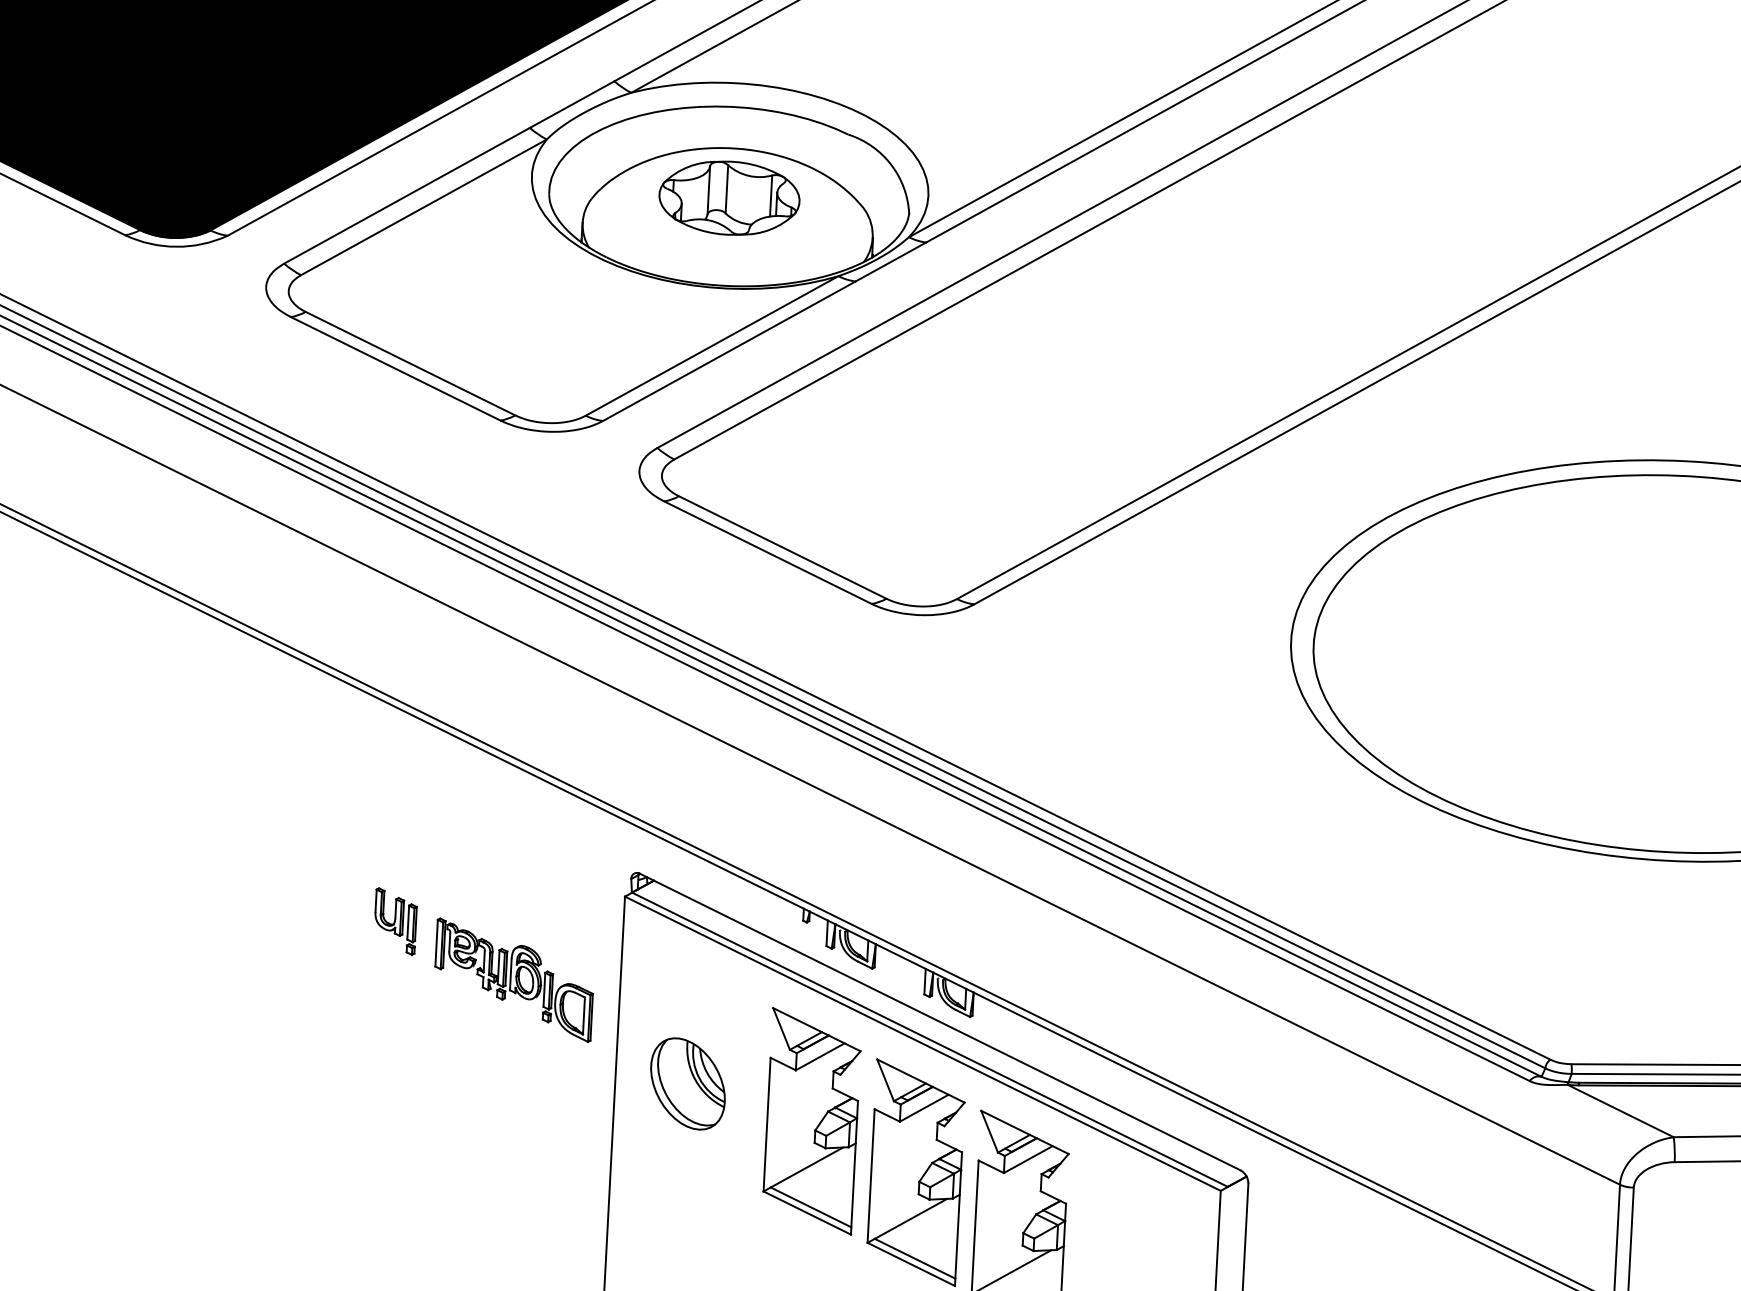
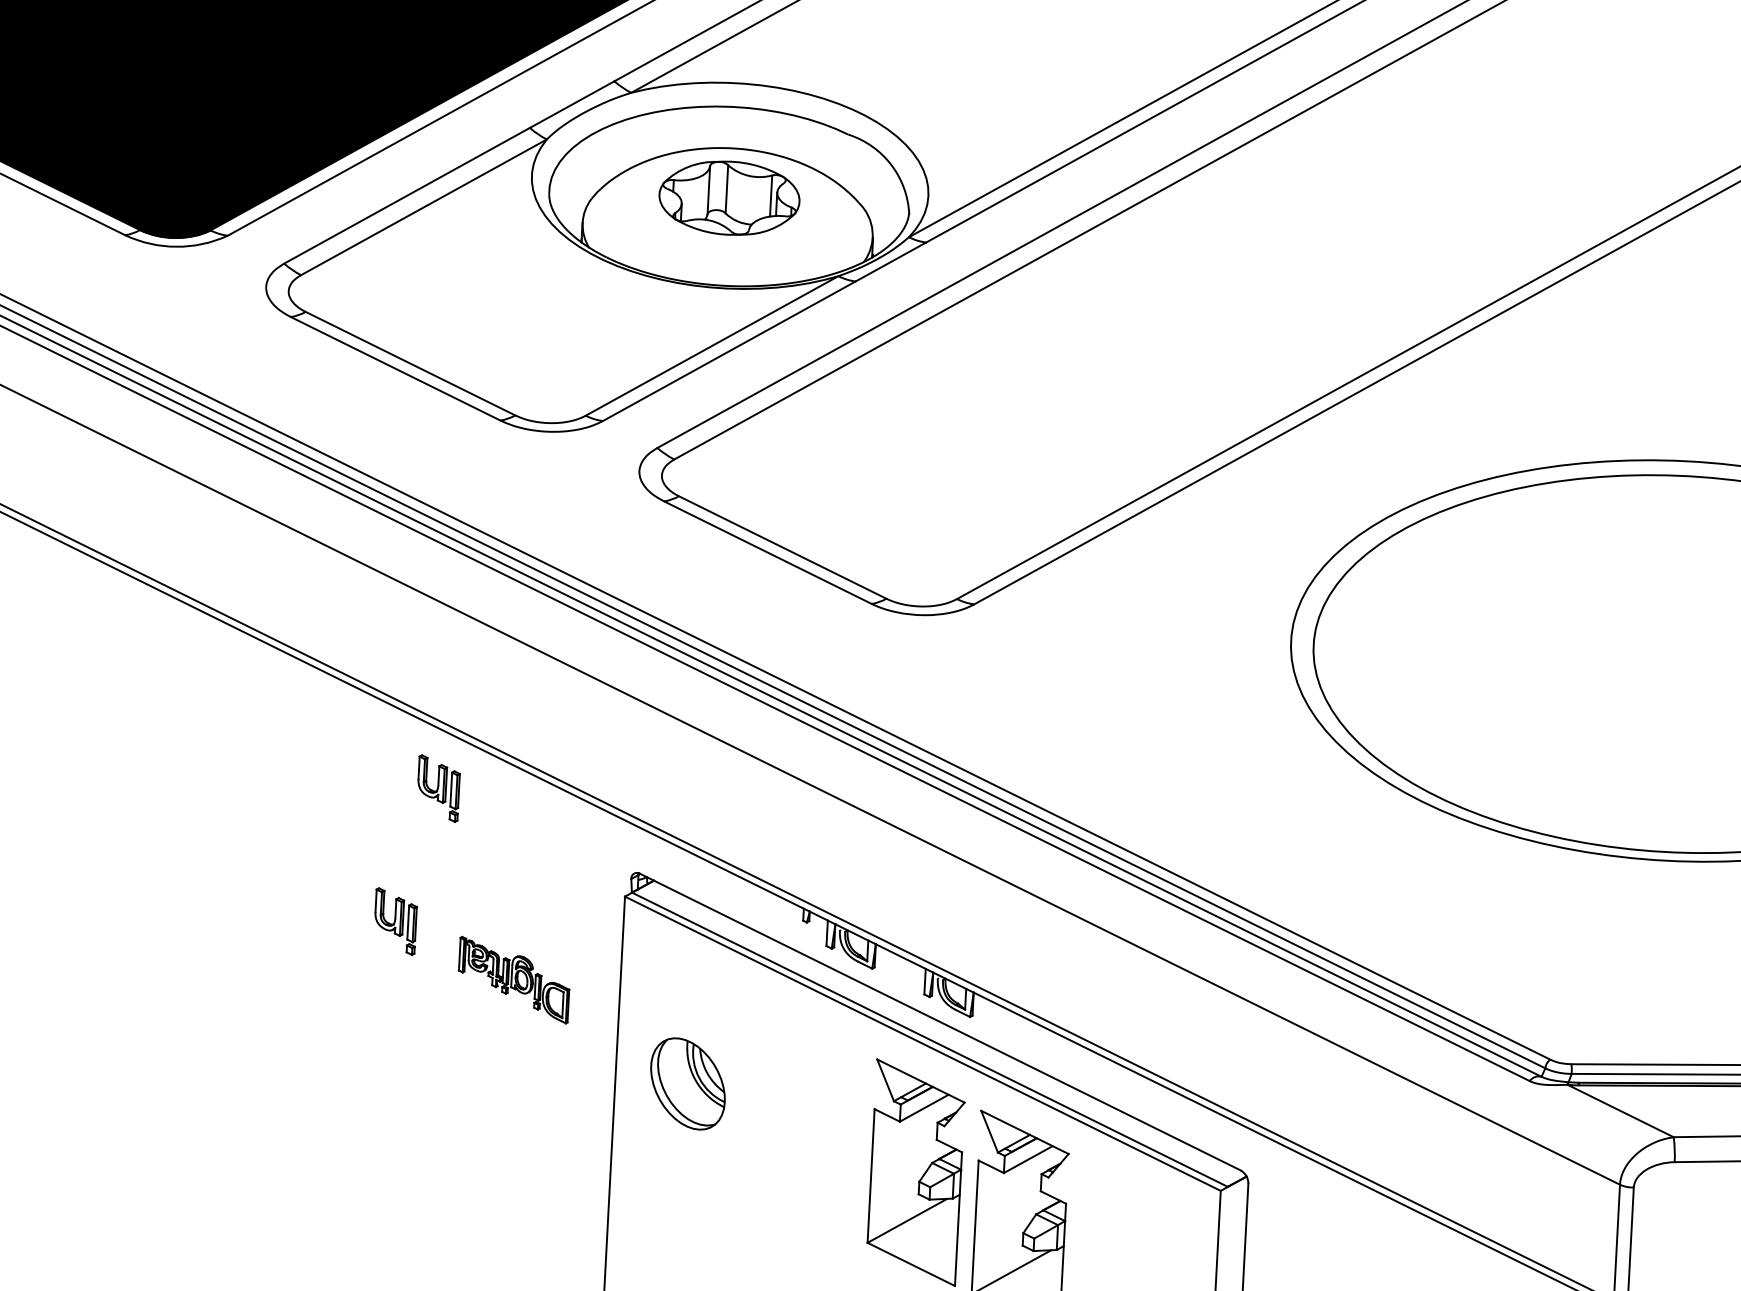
part: none -> present (438, 788)
part size: 160x126 px -> 113x90 px (514, 979)
part: present -> none (811, 1121)
line: present -> none (914, 1258)
